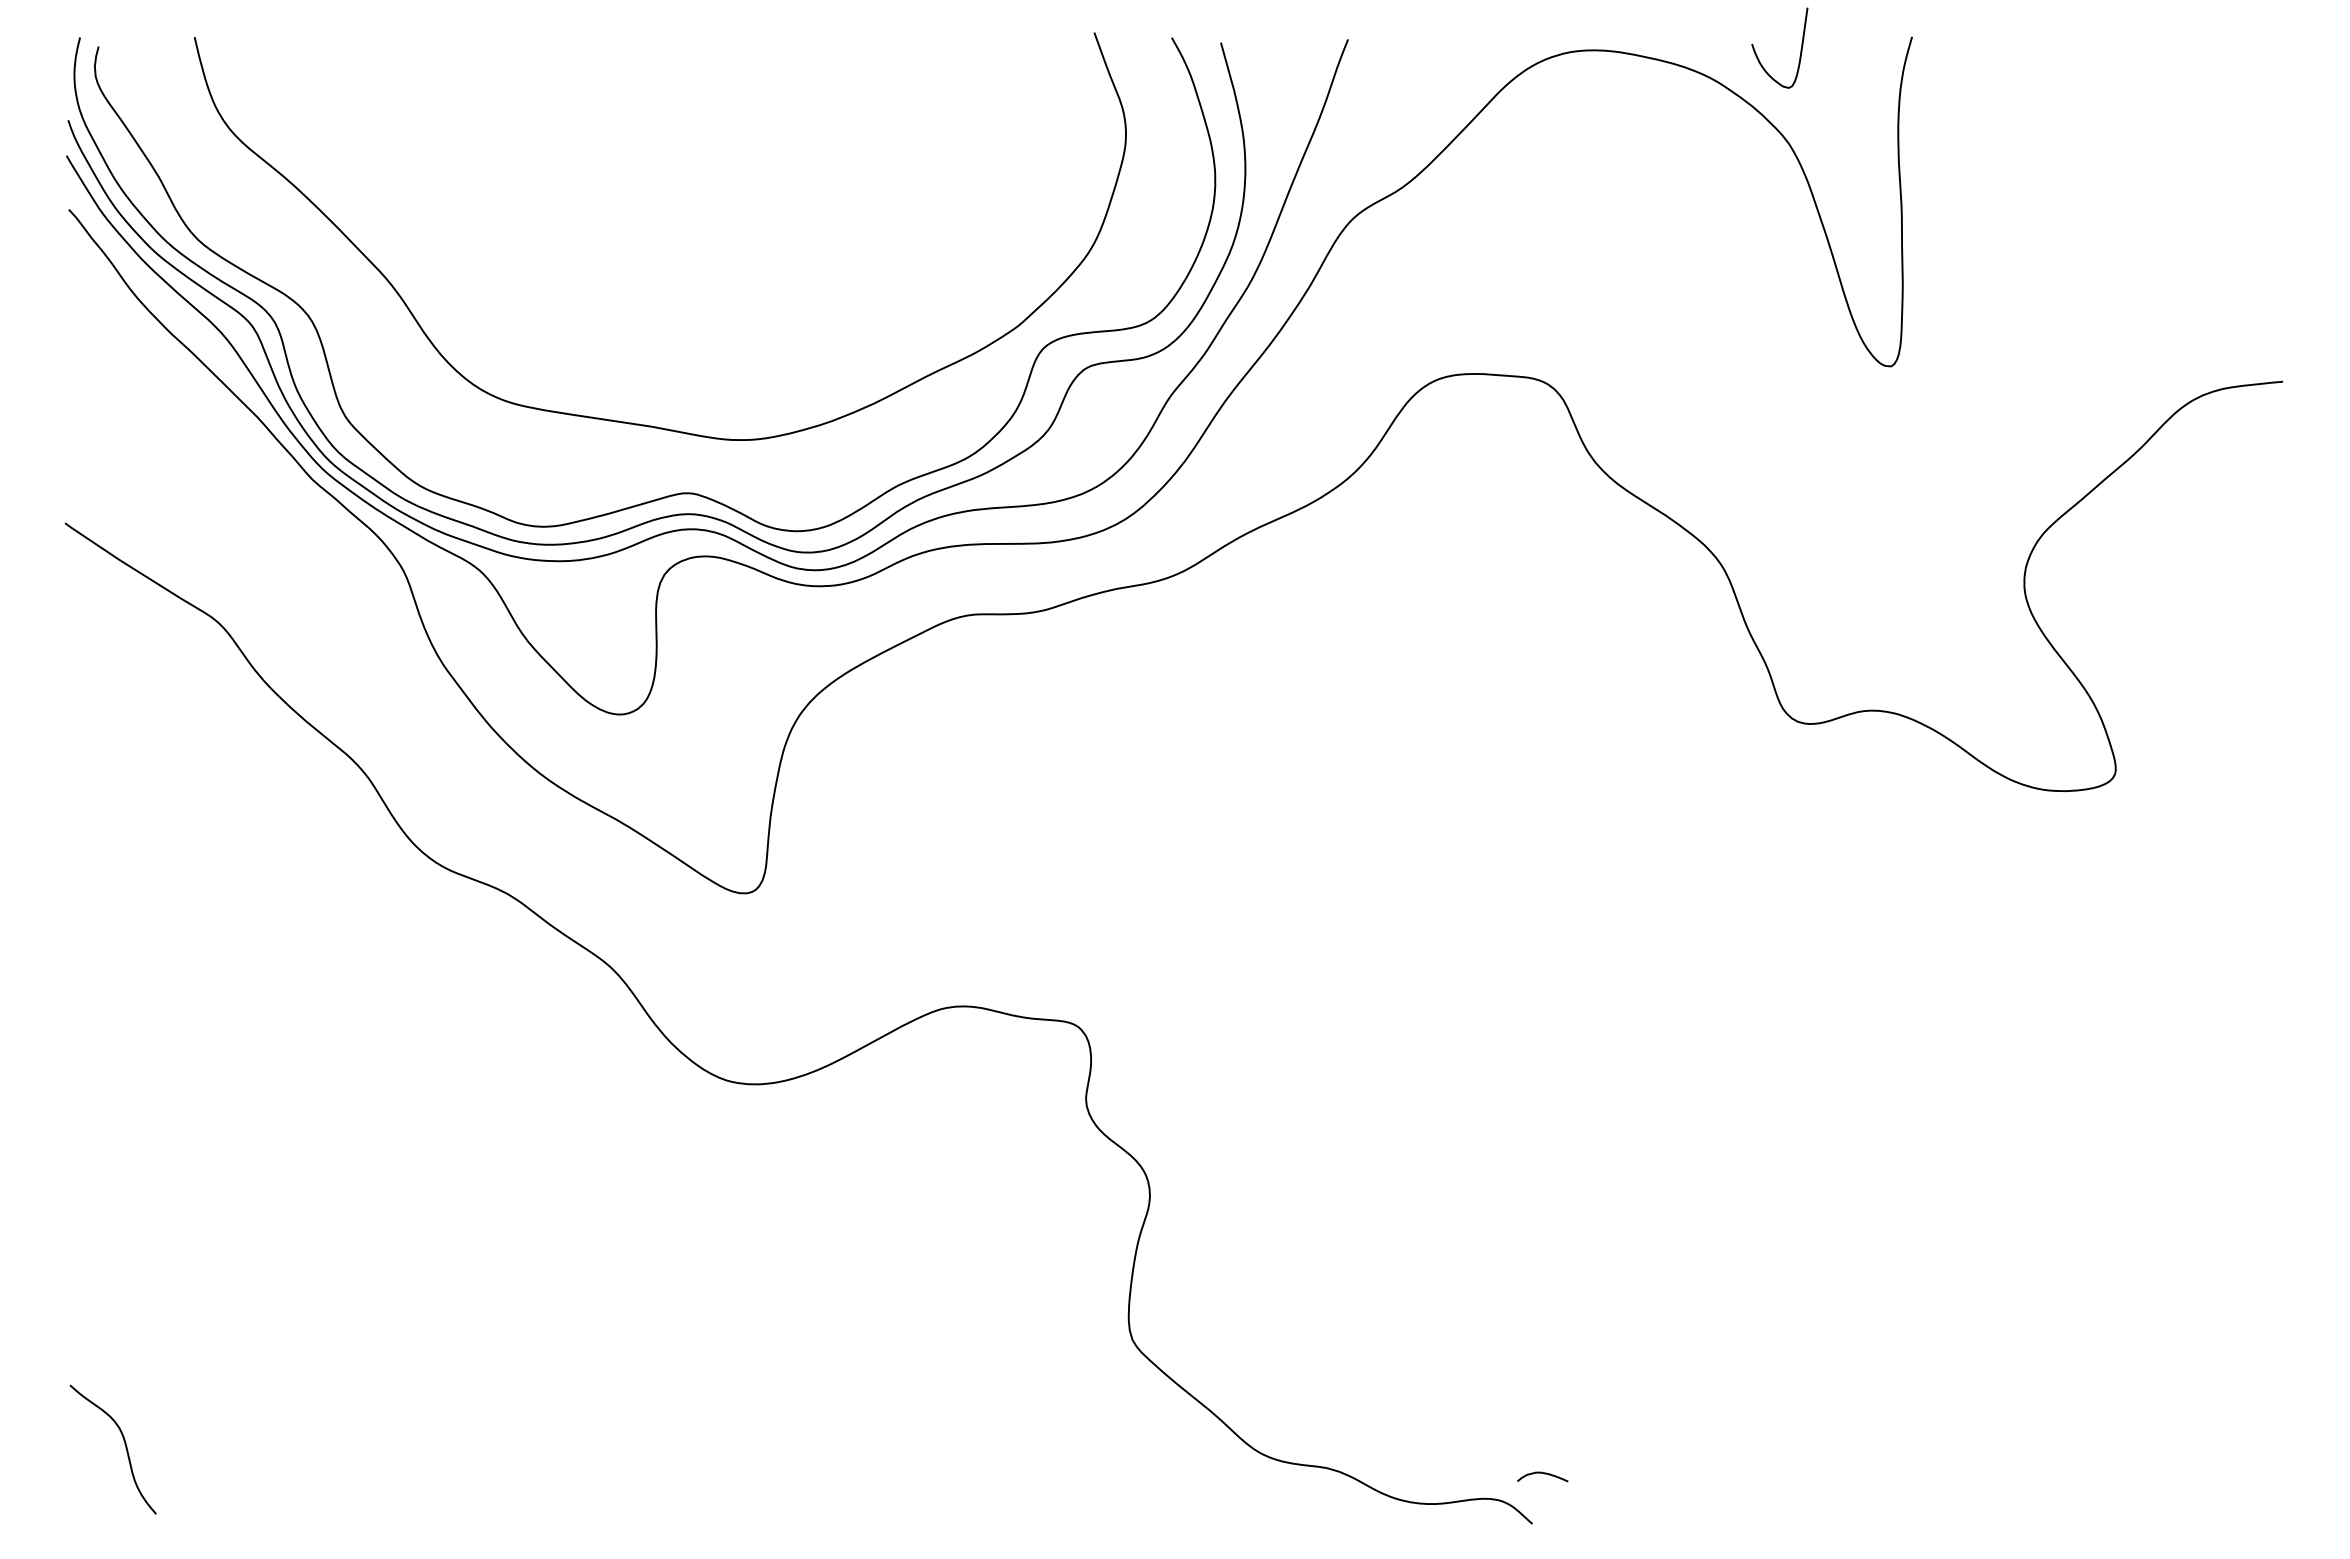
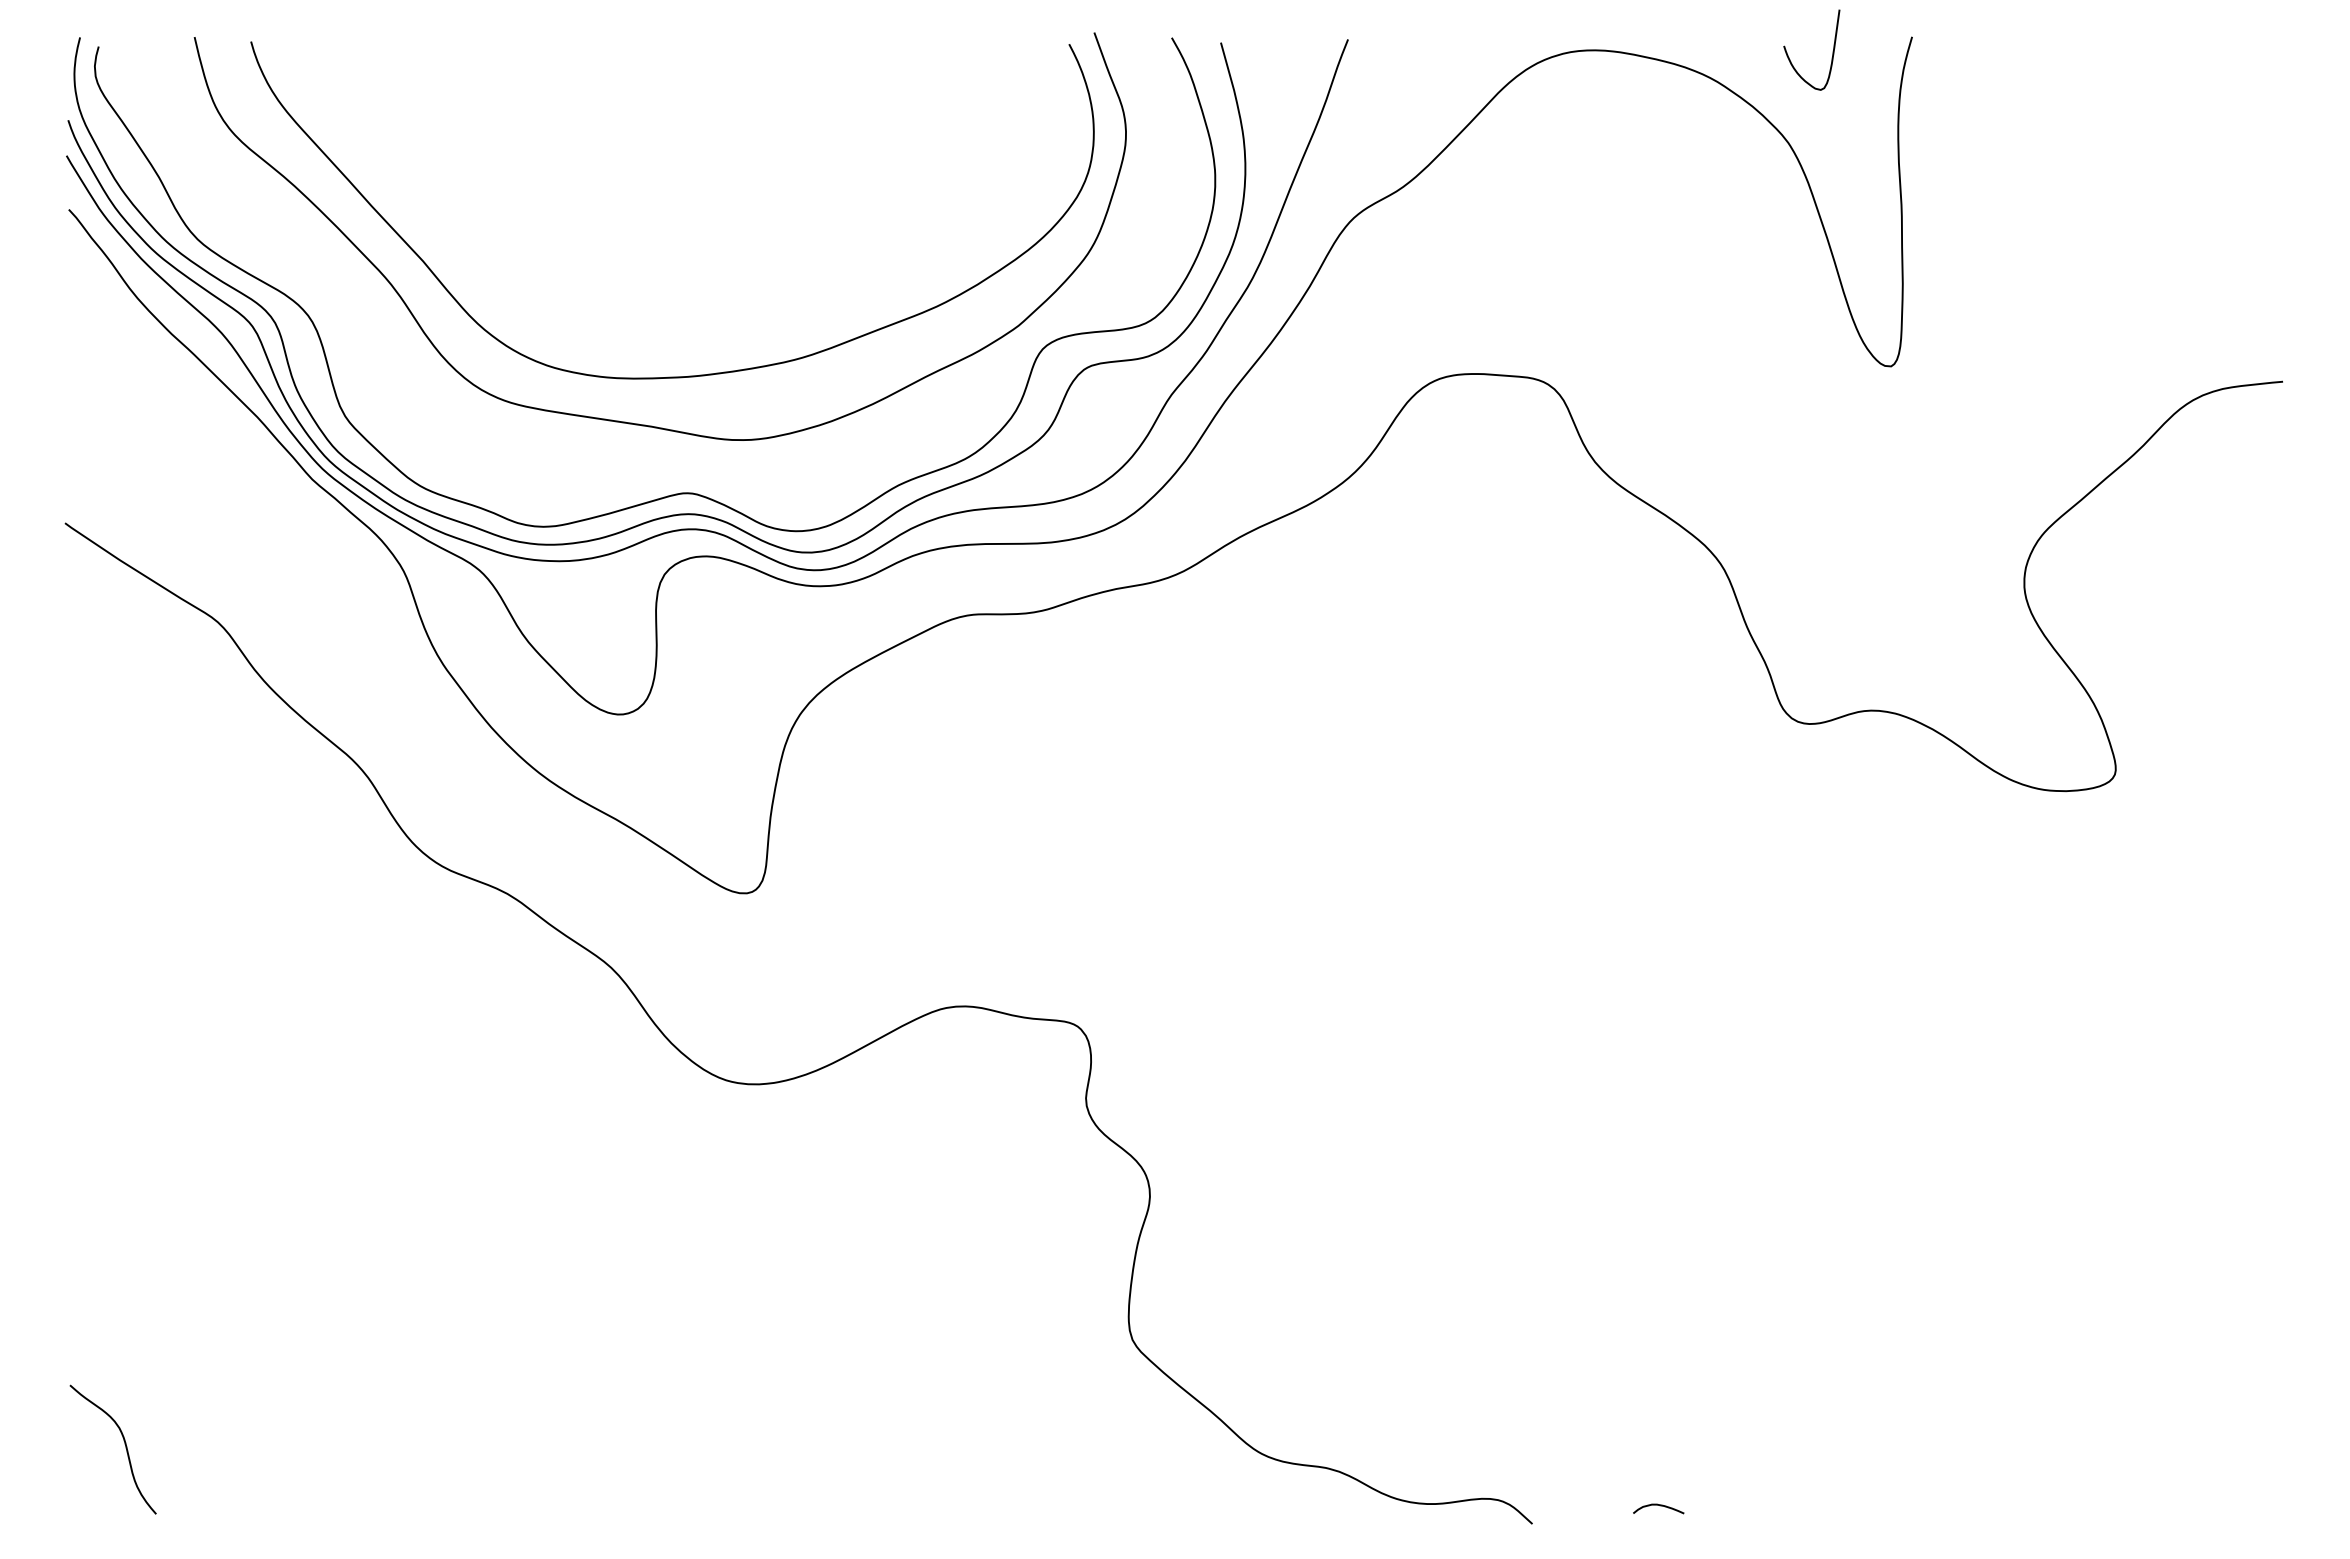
curve position: (1800, 49) -> (1832, 51) (1832, 51)
curve: none -> present (688, 375)
curve position: (1544, 1474) -> (1660, 1506) (1660, 1506)
